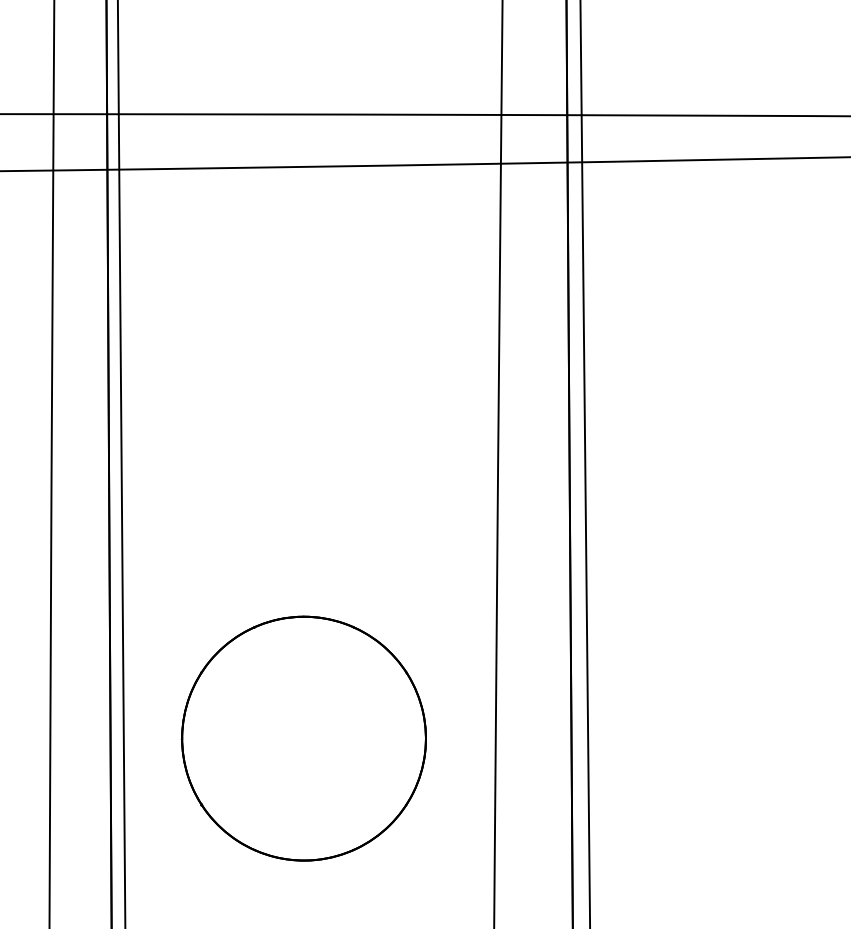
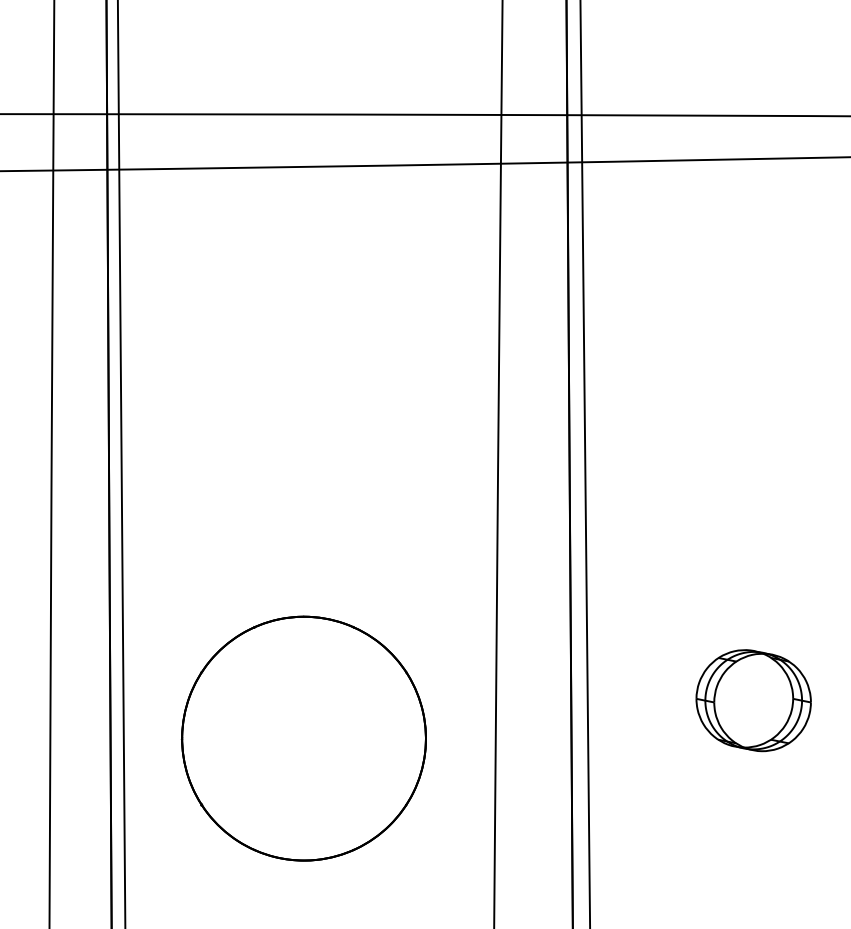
part: none -> present (753, 700)
